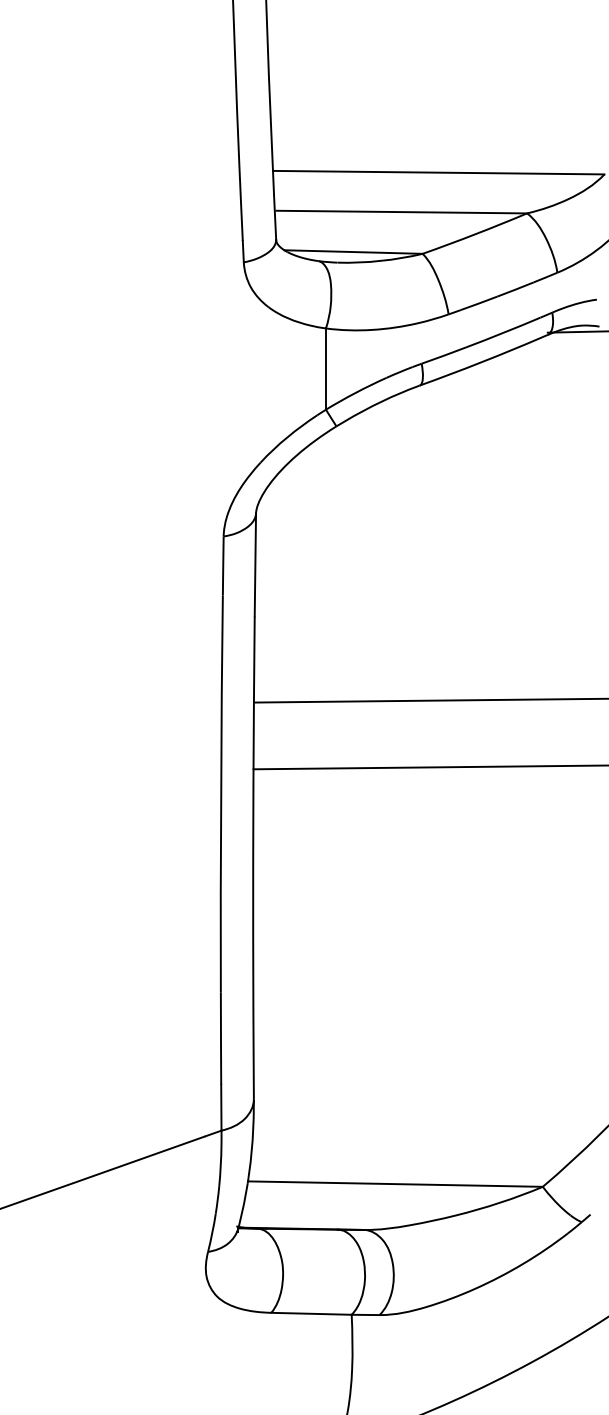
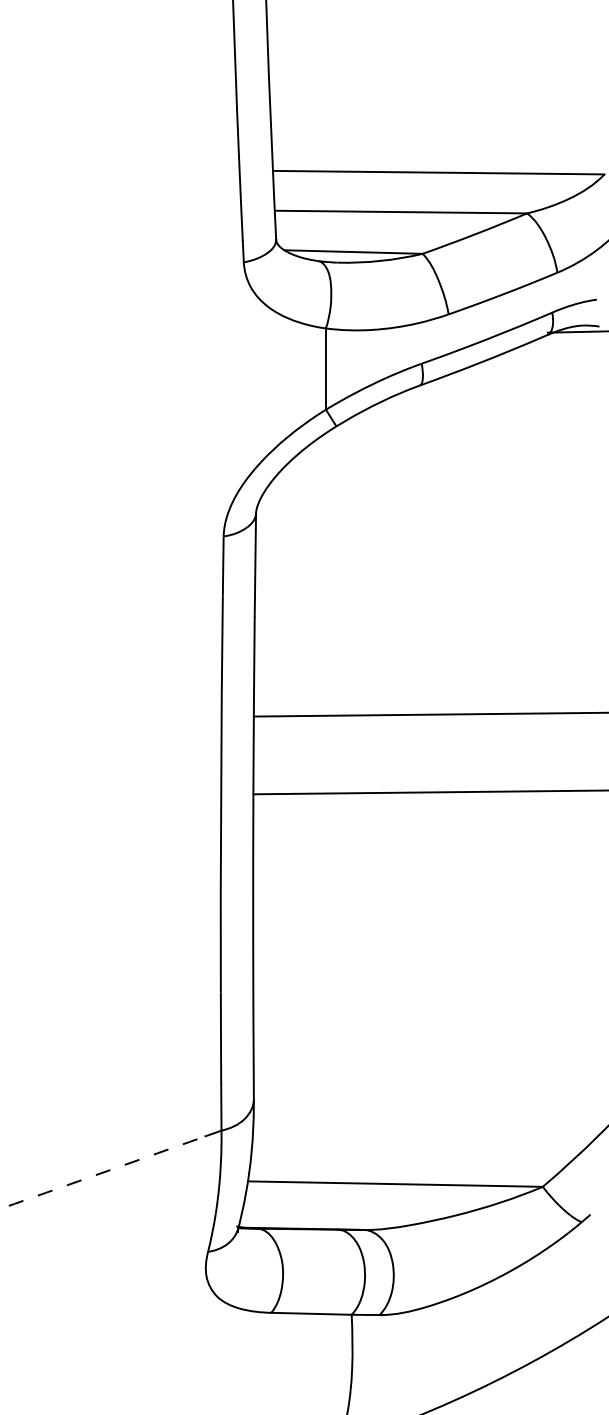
line position: (429, 700) -> (429, 714) (429, 714)
line position: (429, 767) -> (429, 792) (429, 792)
arc: solid -> dashed (102, 1172)
